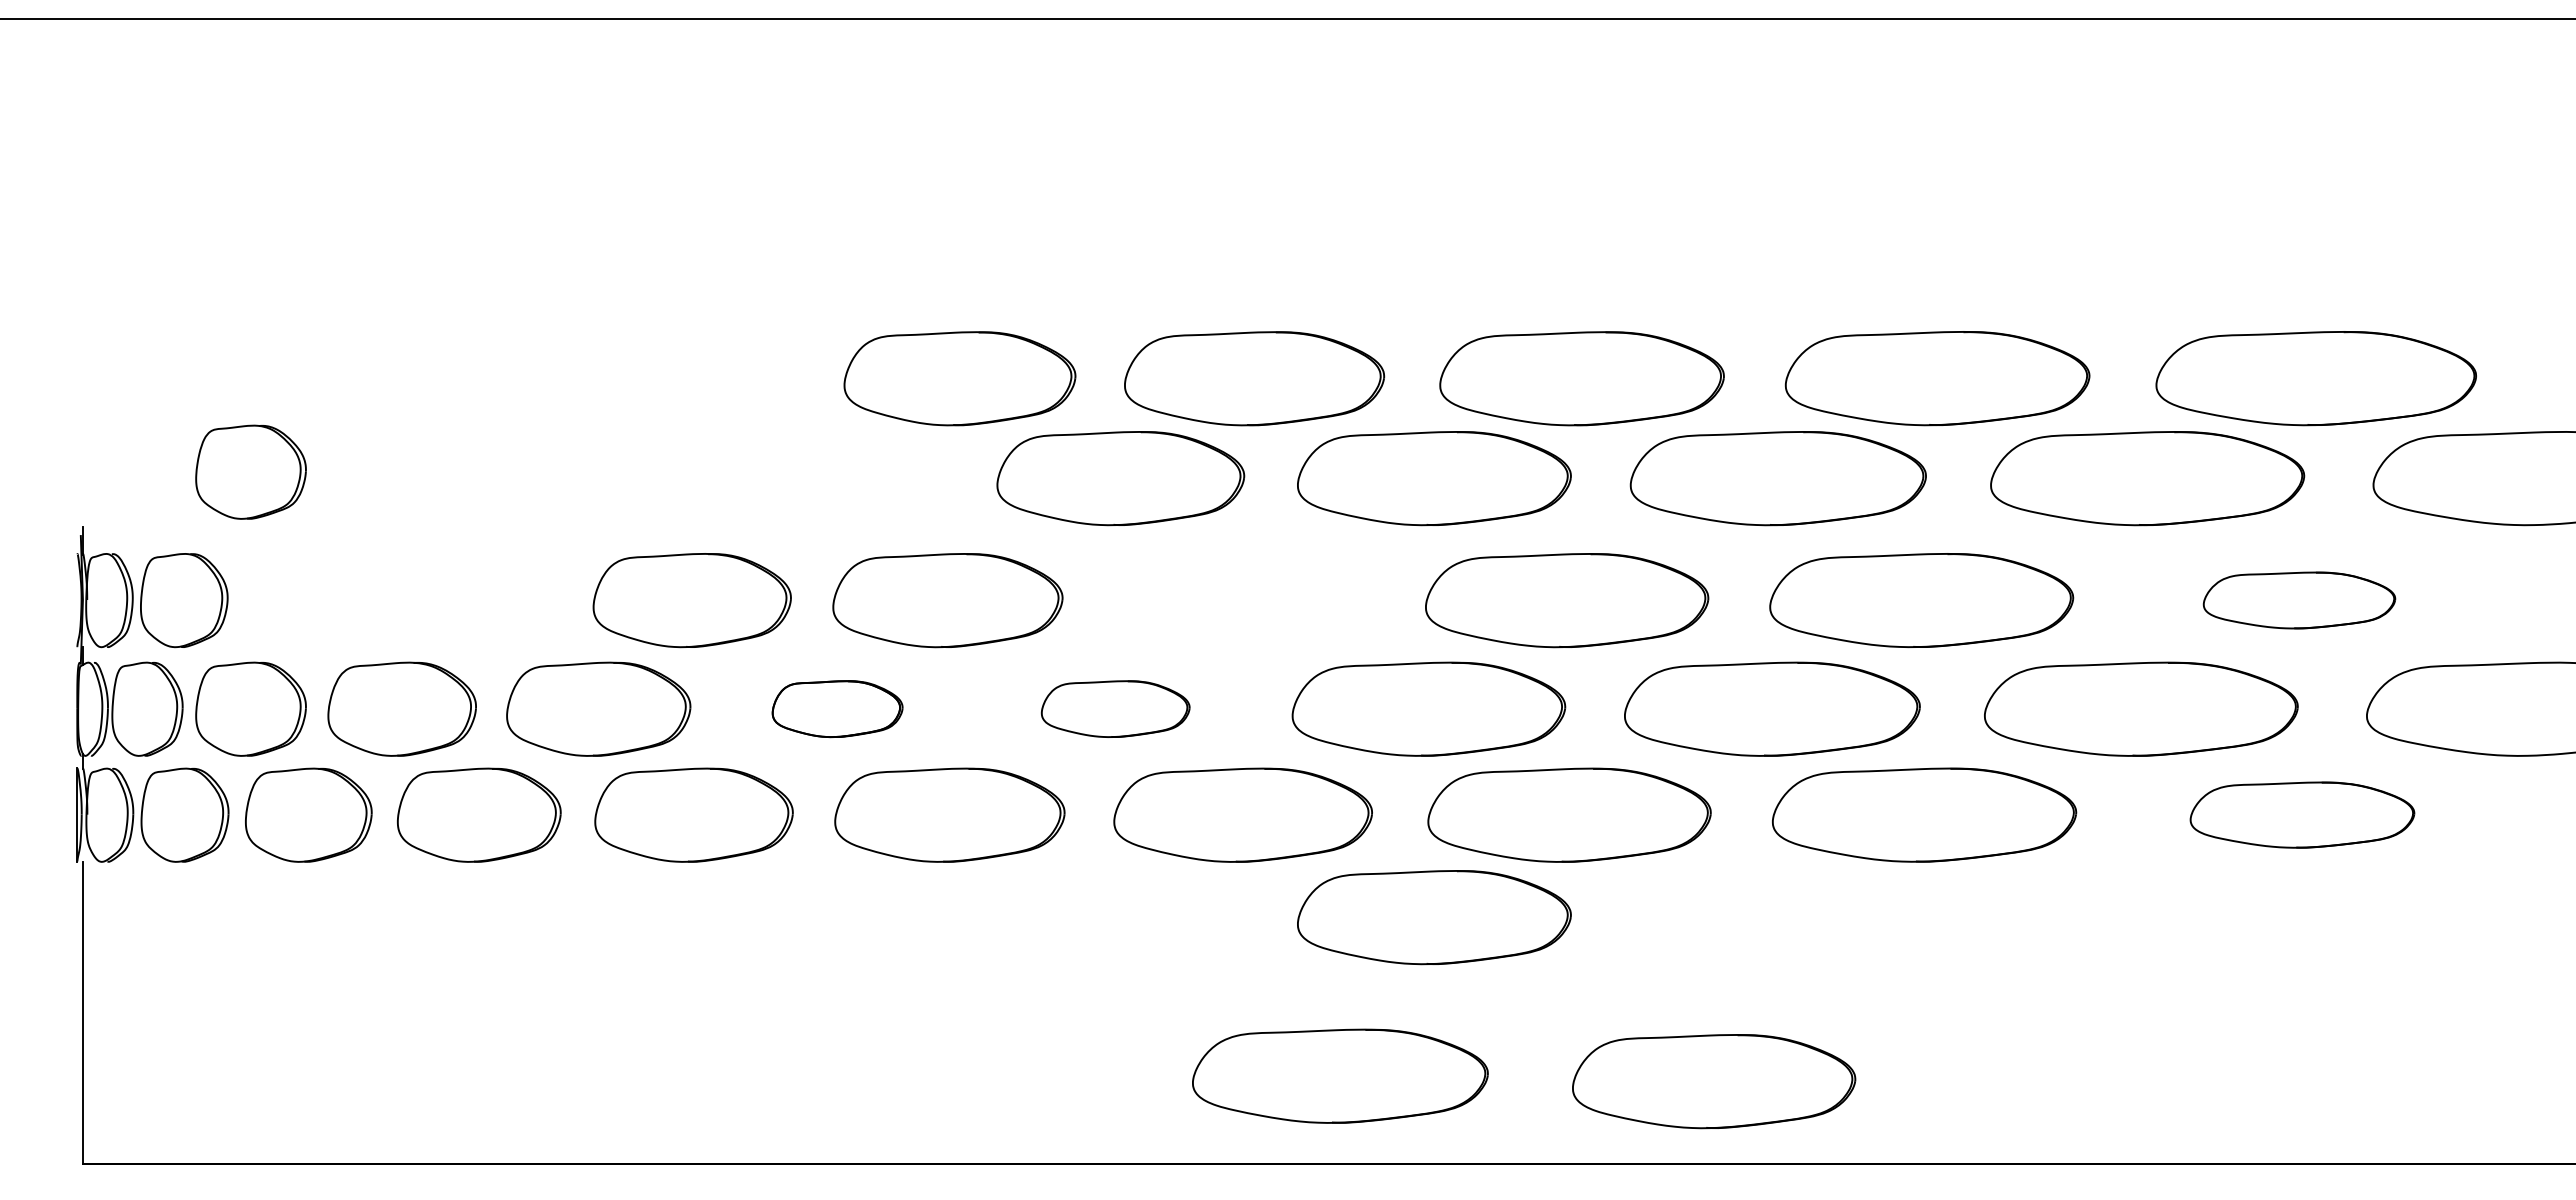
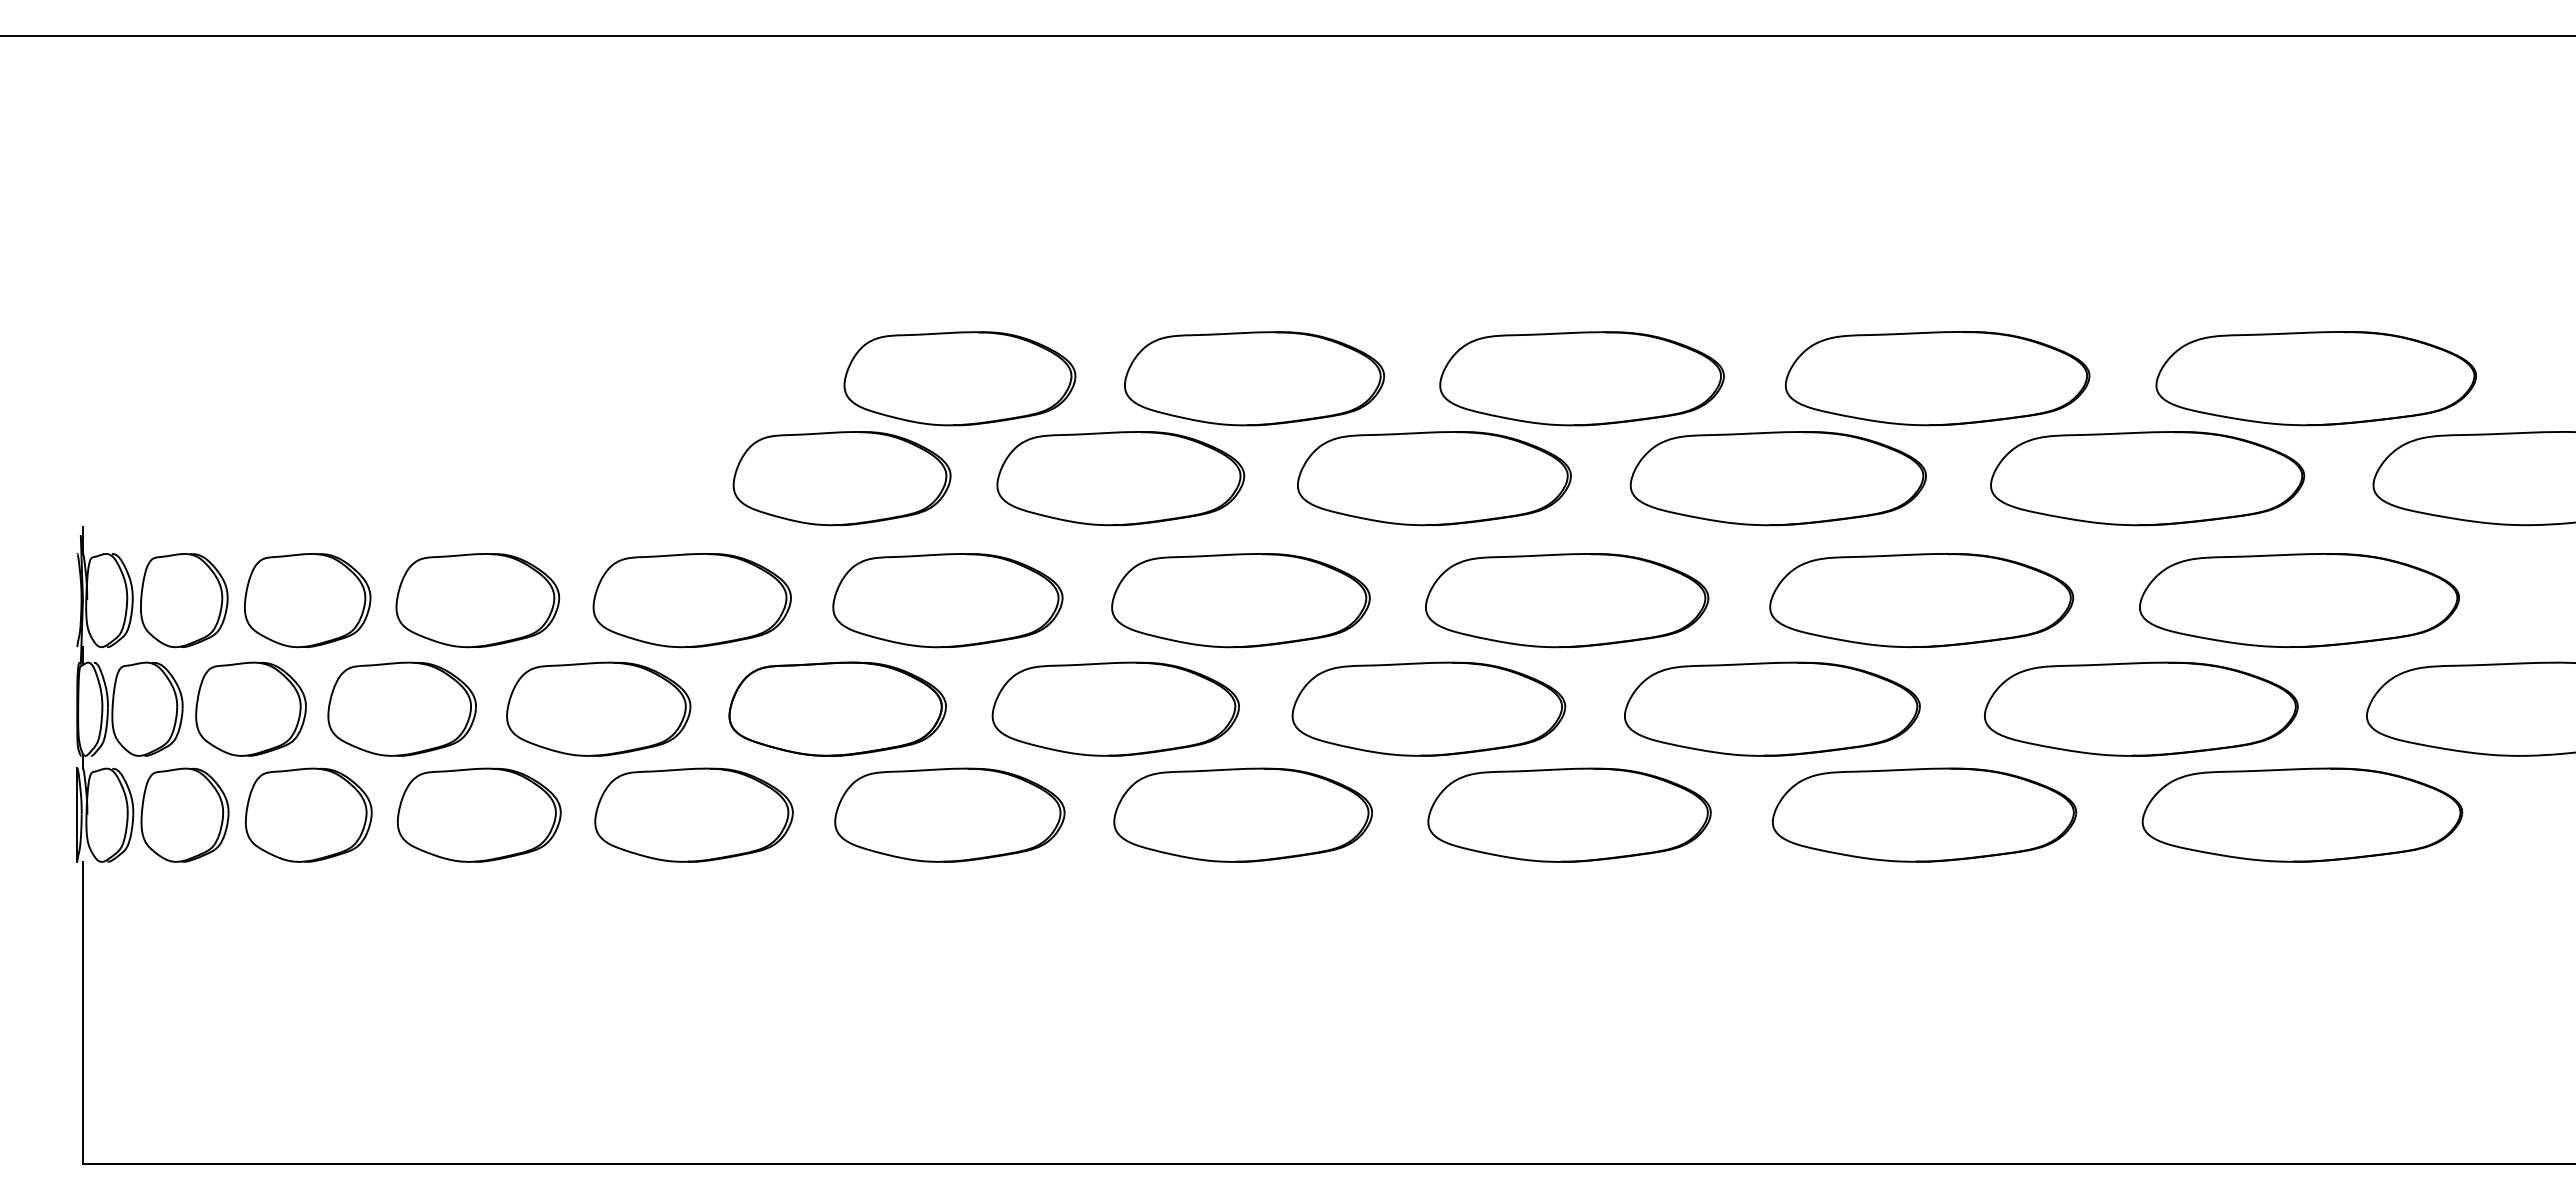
line position: (1287, 18) -> (1287, 35) (1287, 35)
part: present -> none (250, 471)
part: none -> present (841, 478)
part: none -> present (307, 600)
part: none -> present (477, 600)
part: none -> present (1240, 600)
part size: 195x59 px -> 321x95 px (2299, 600)
part size: 151x58 px -> 249x96 px (1115, 708)
part size: 133x59 px -> 219x96 px (837, 708)
part size: 227x68 px -> 323x96 px (2302, 814)
part: present -> none (1434, 917)
part: present -> none (1340, 1075)
part: present -> none (1714, 1081)
